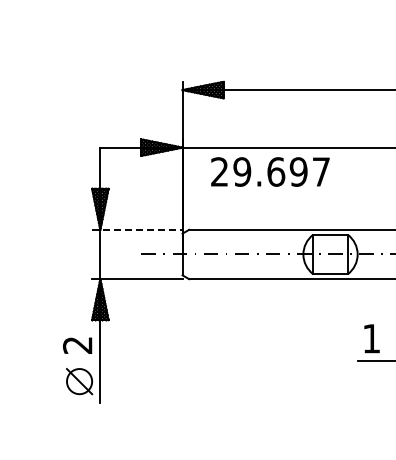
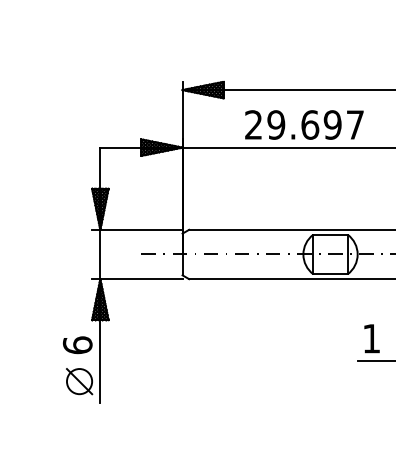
text position: (270, 171) -> (304, 124) (304, 124)
line: dashed -> solid (137, 229)
text: 2 -> 6 (77, 345)
